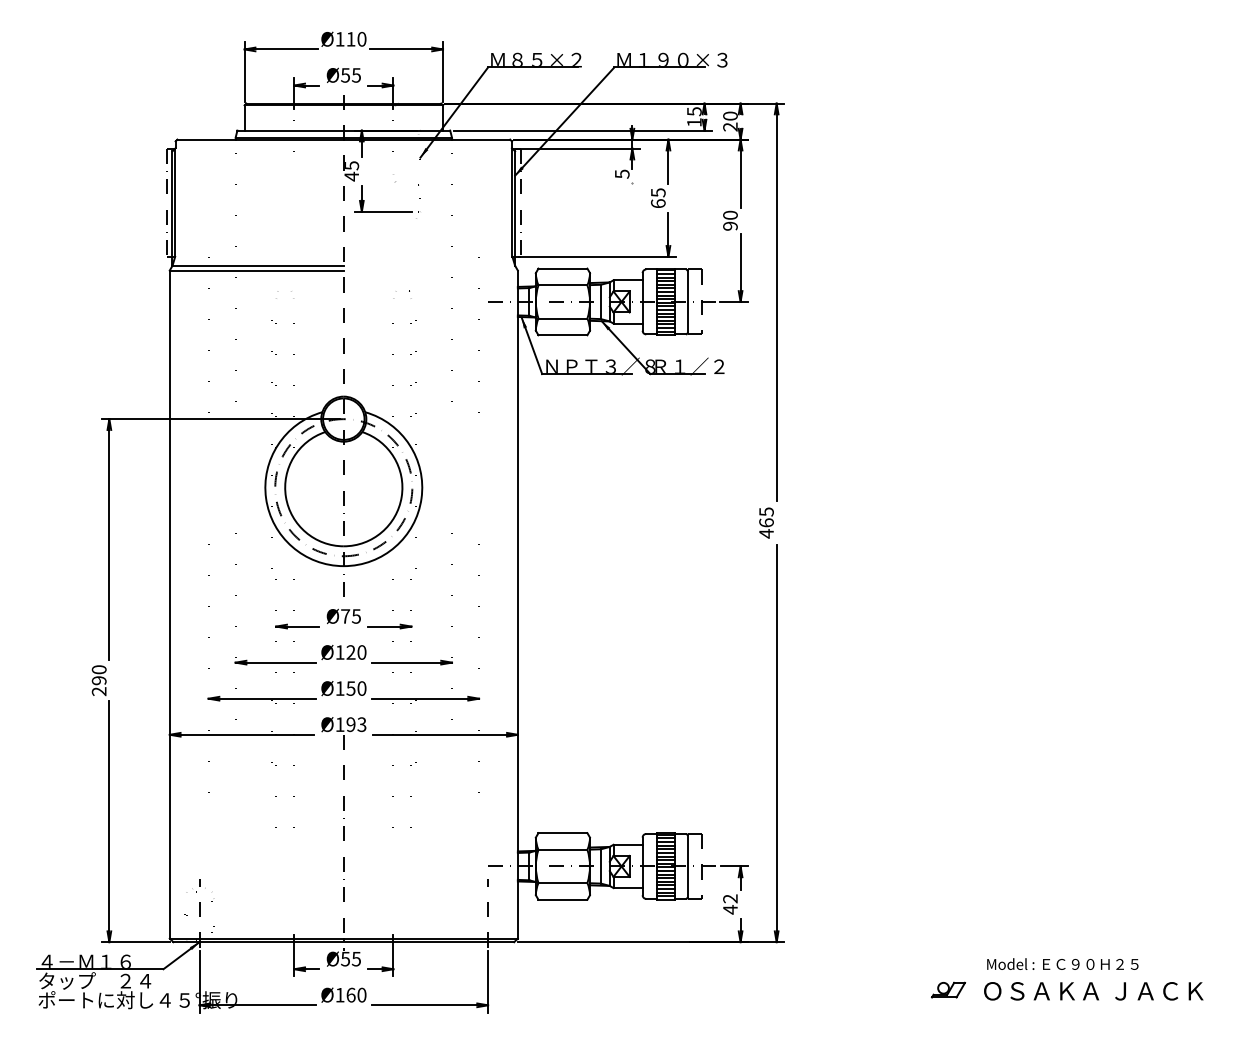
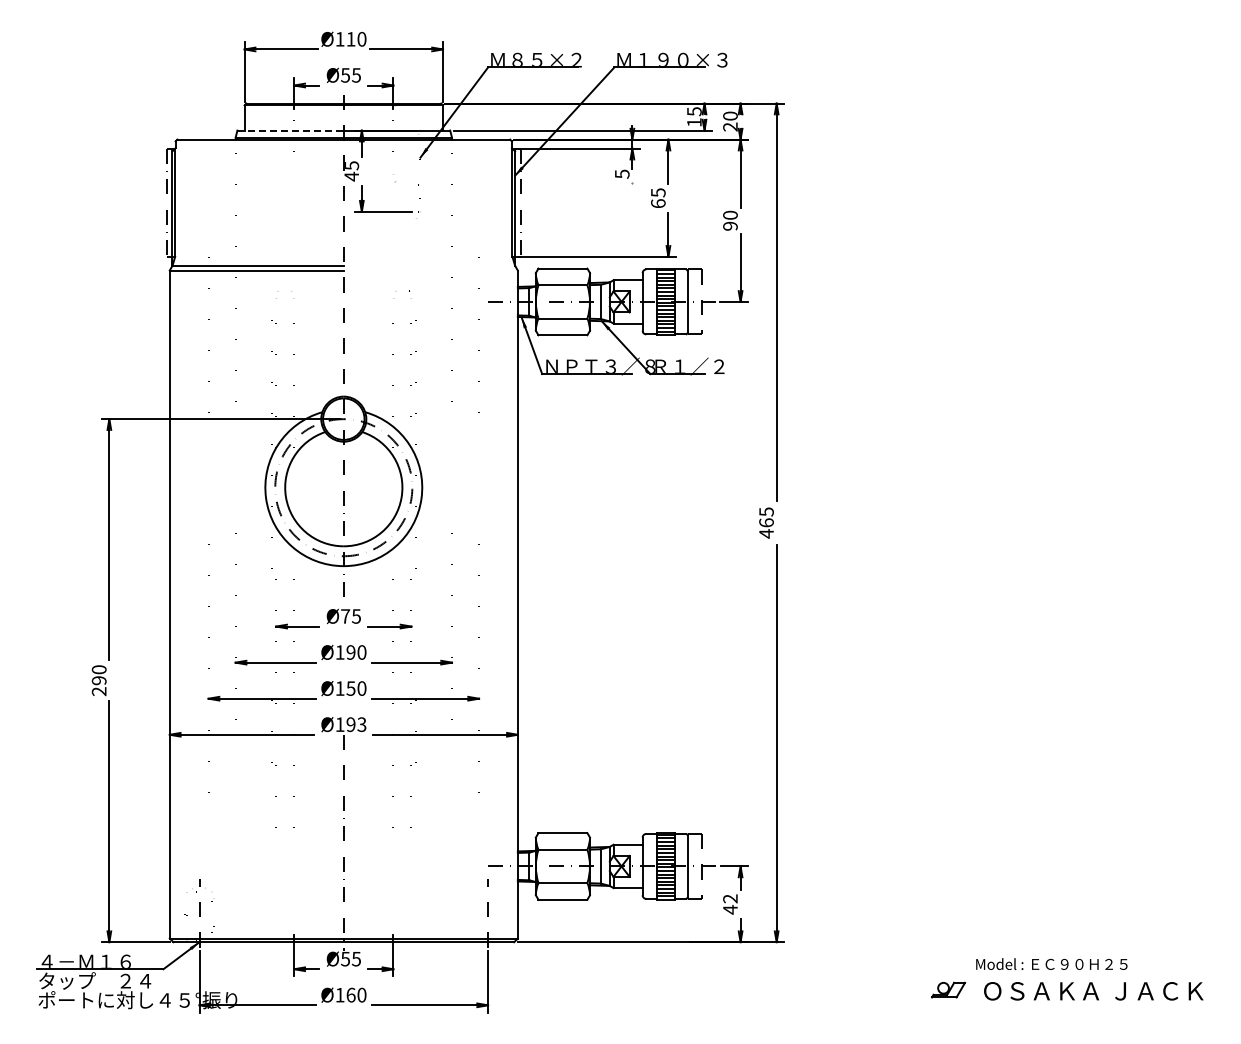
line: solid -> dashed (291, 130)
text: Ø120 -> Ø190 (350, 652)
text position: (1062, 963) -> (1051, 963) (1051, 963)
